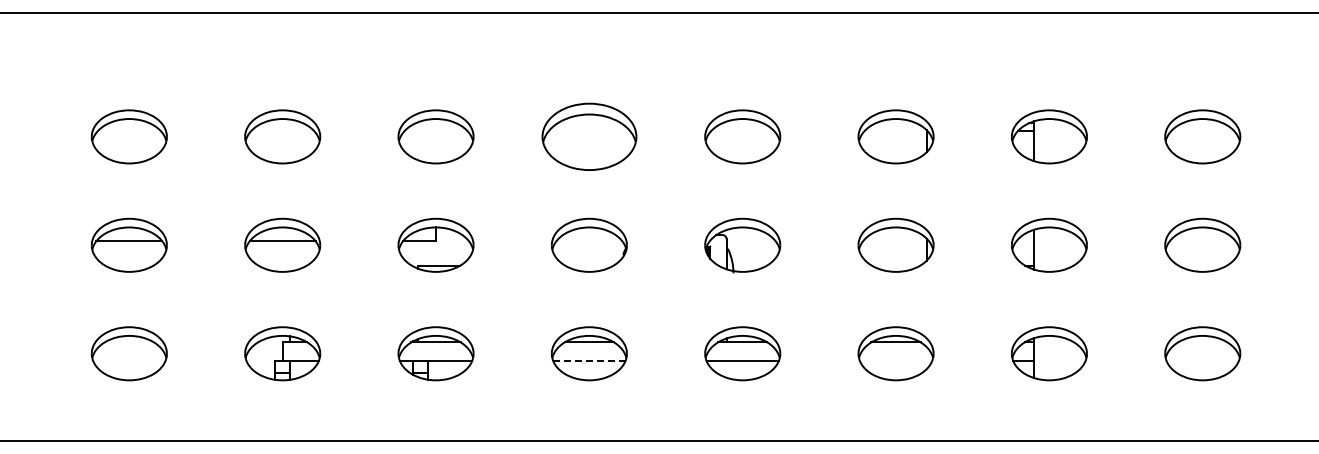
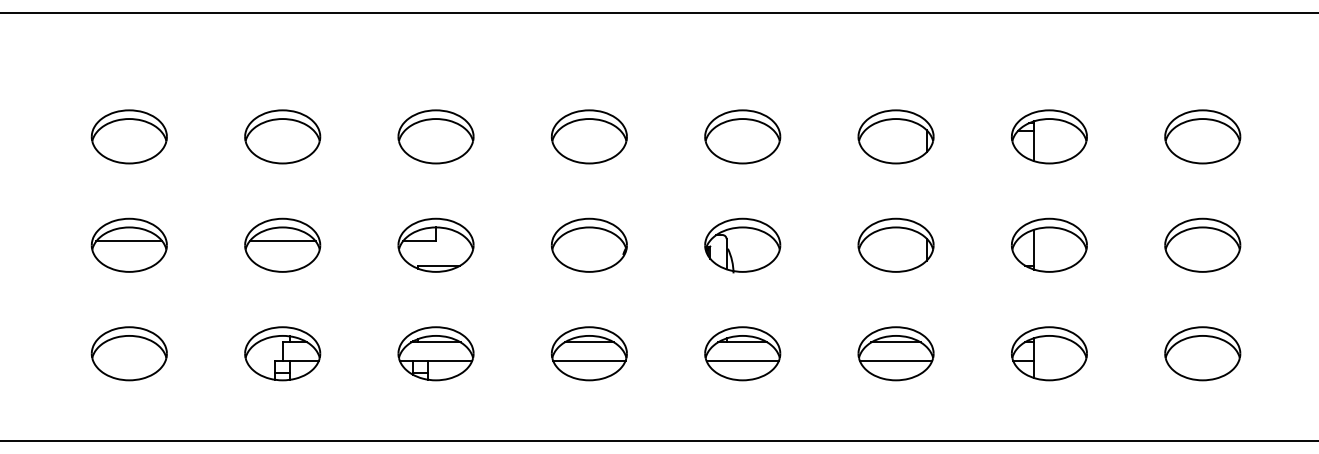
part size: 97x69 px -> 78x56 px (588, 136)
line: dashed -> solid (589, 360)
line: none -> present (895, 360)
